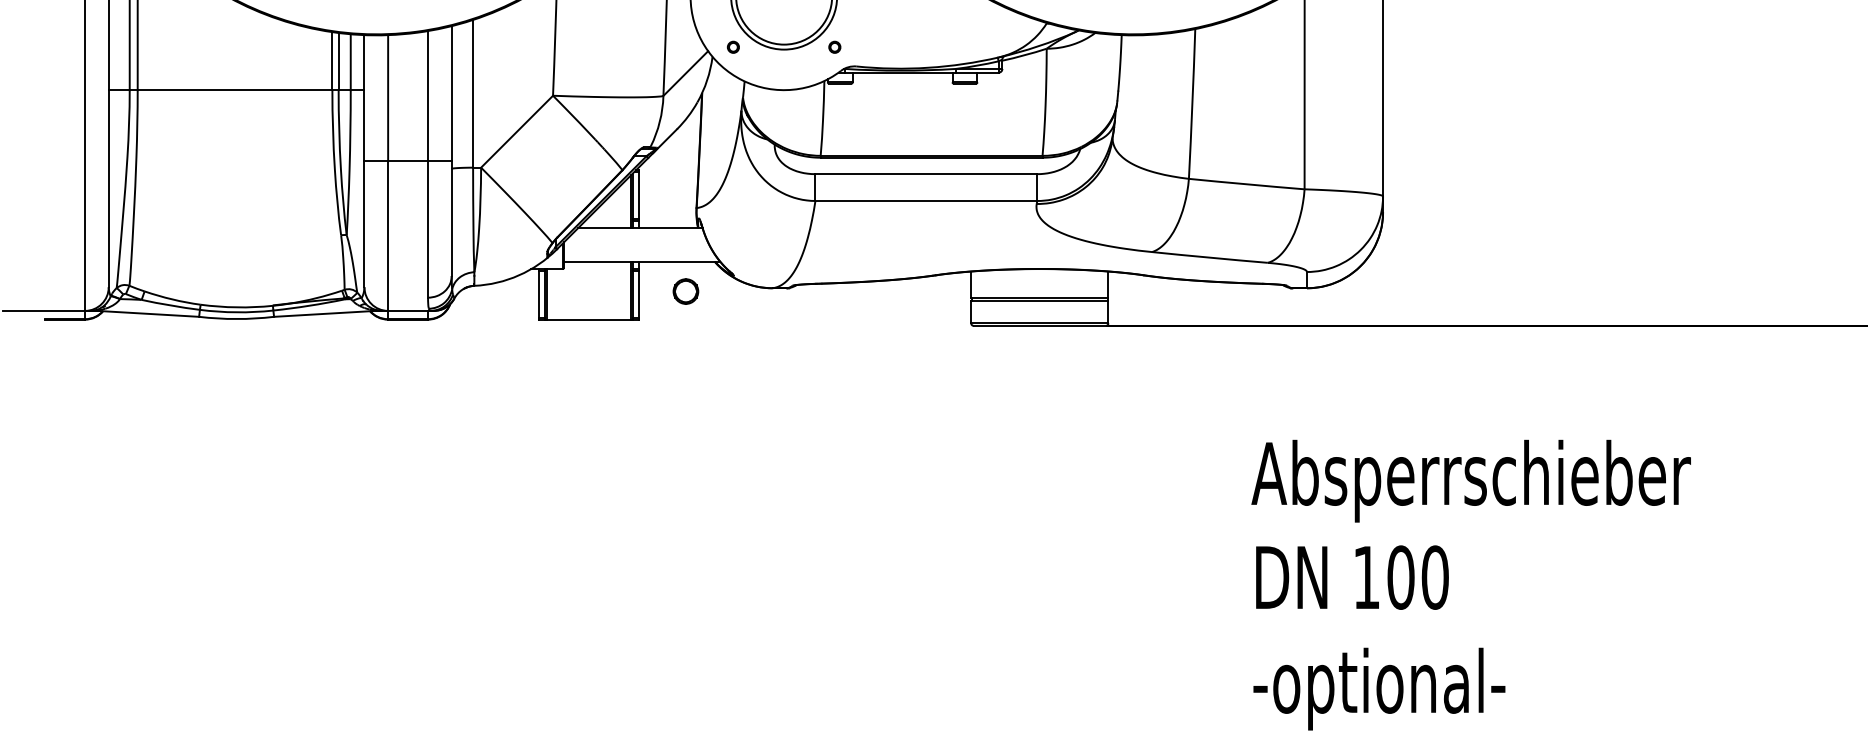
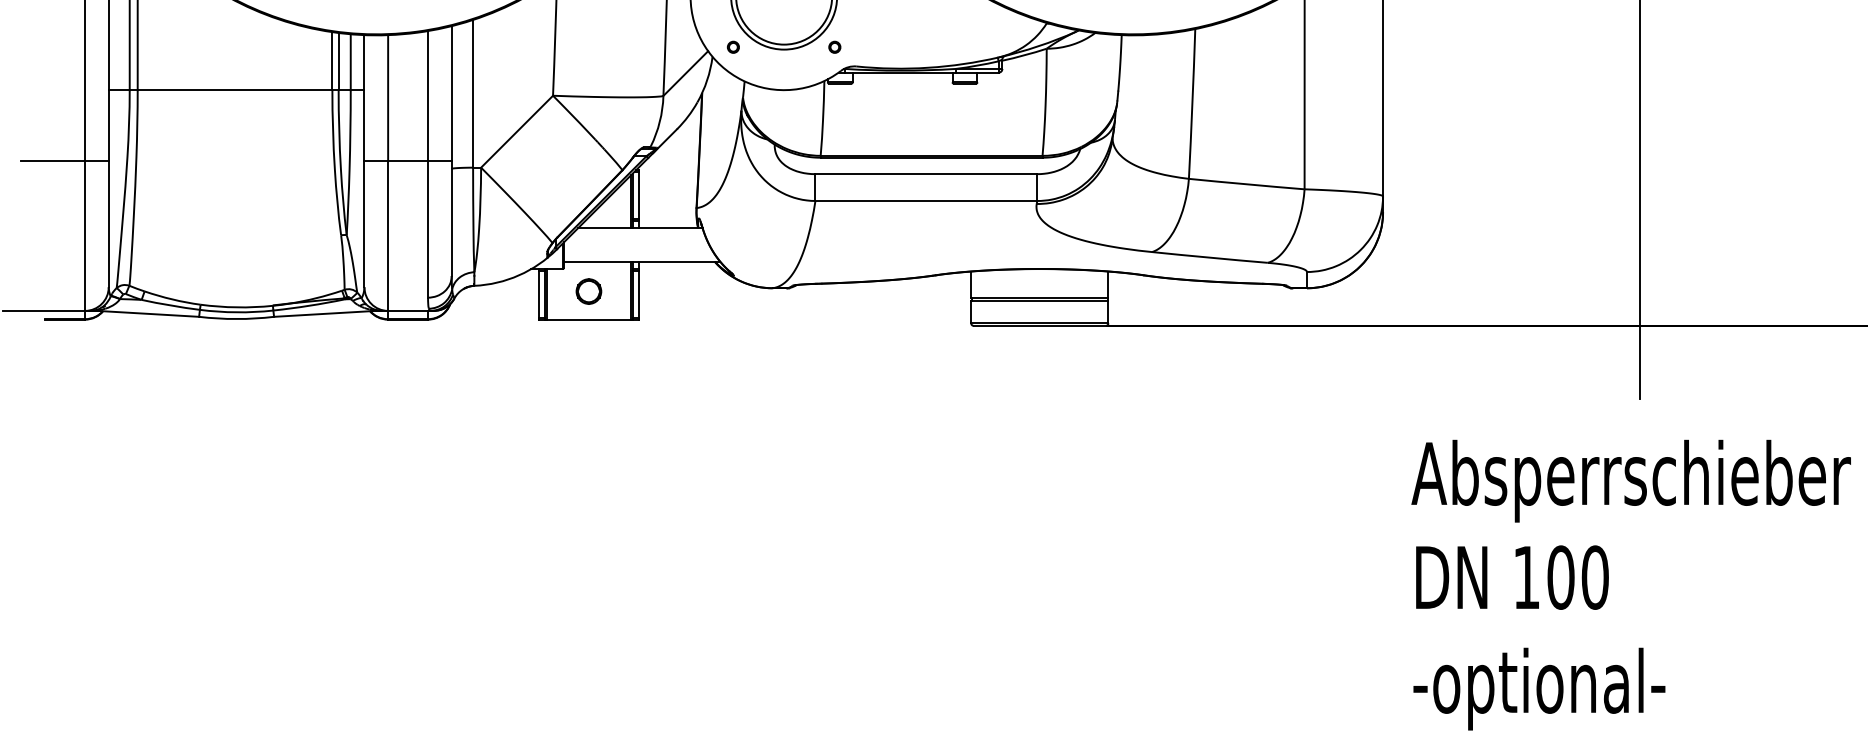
line: none -> present (64, 161)
line: none -> present (1640, 200)
part position: (685, 291) -> (588, 291) (588, 291)
text position: (1470, 584) -> (1630, 584) (1630, 584)
